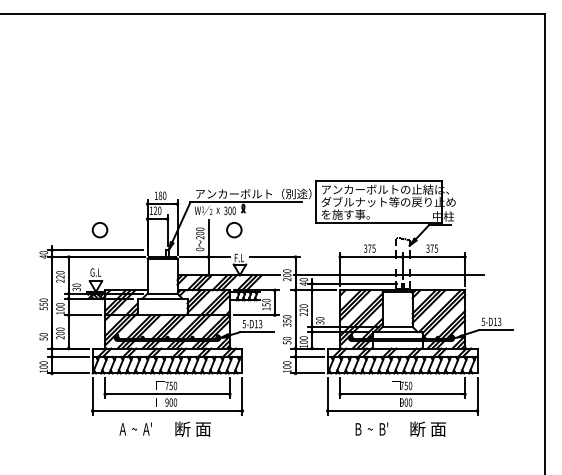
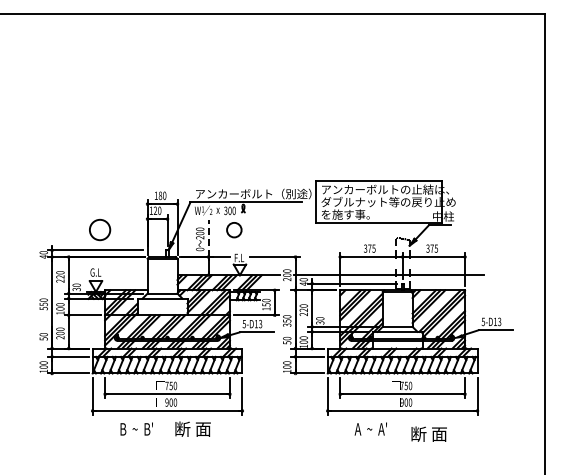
circle size: 18x17 px -> 23x24 px (100, 229)
line: solid -> dashed (208, 238)
text: A  ~  A' -> B  ~  B' (135, 428)
text: B  ~  B' -> A  ~  A' (371, 428)
text position: (427, 428) -> (428, 433) (428, 433)
